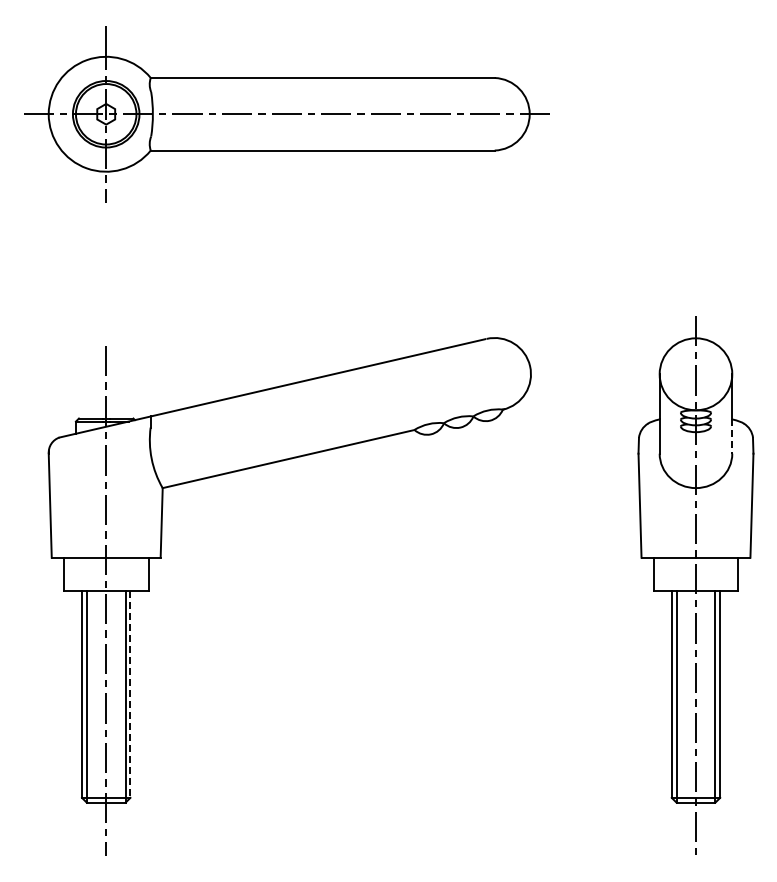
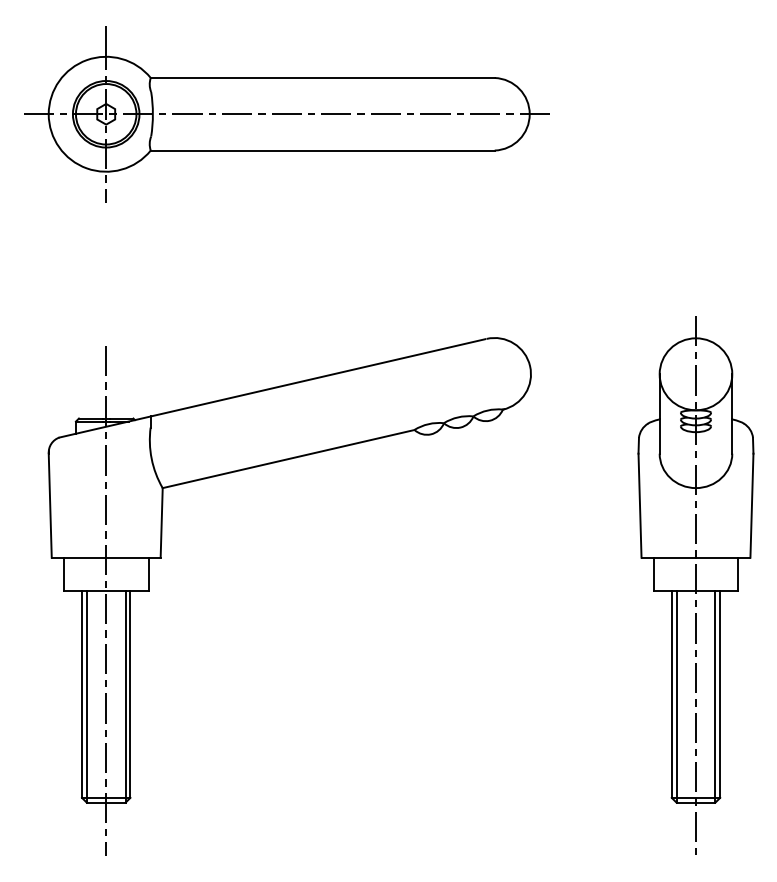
line: dashed -> solid (732, 437)
line: dashed -> solid (130, 694)
